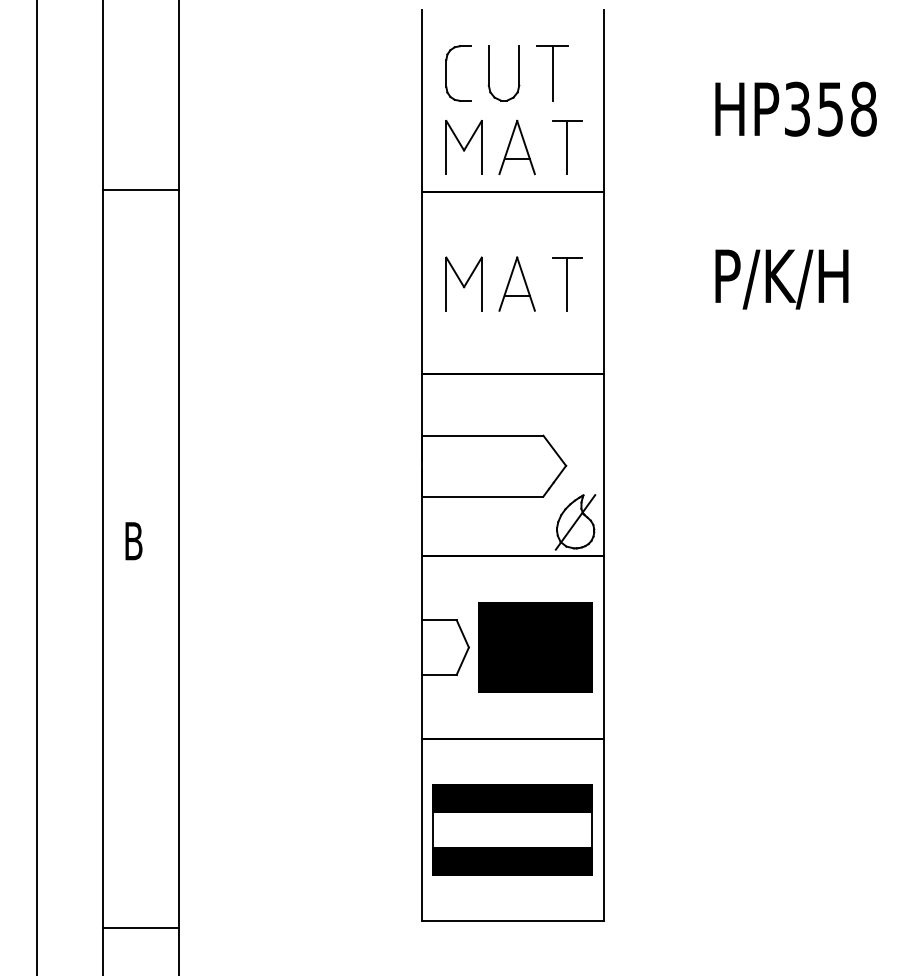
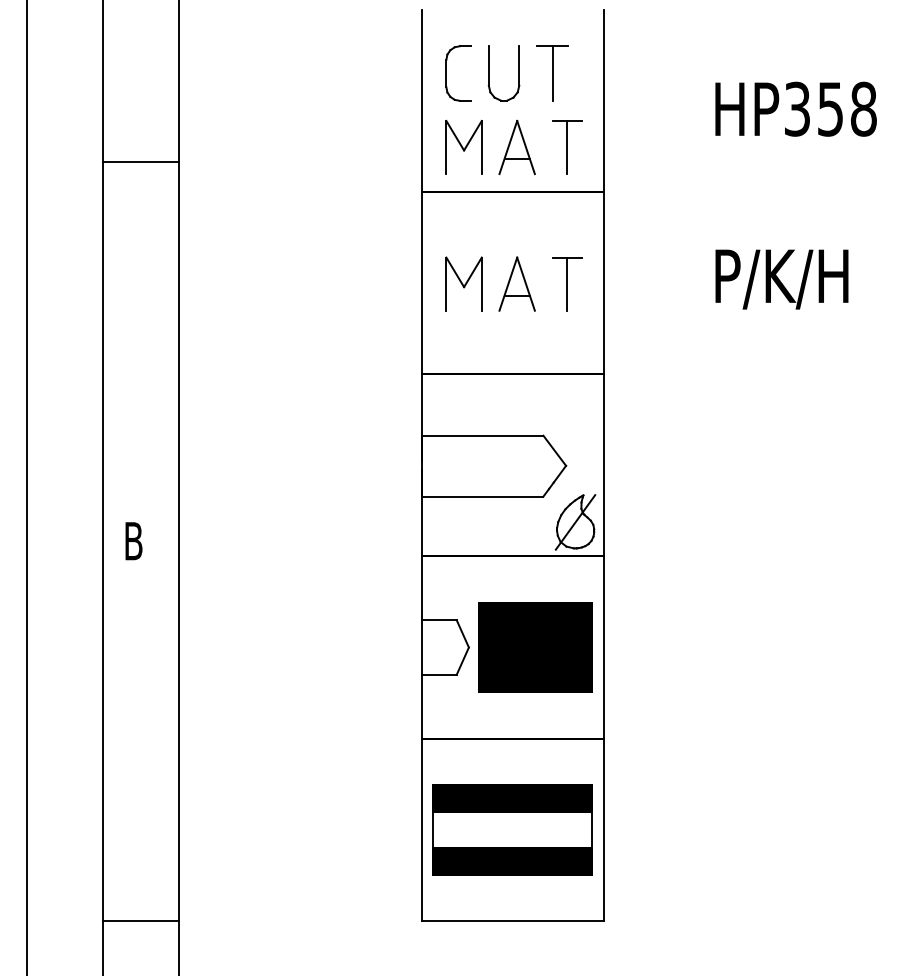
line position: (140, 189) -> (140, 161) (140, 161)
line position: (37, 487) -> (27, 487) (27, 487)
line position: (140, 927) -> (140, 920) (140, 920)
